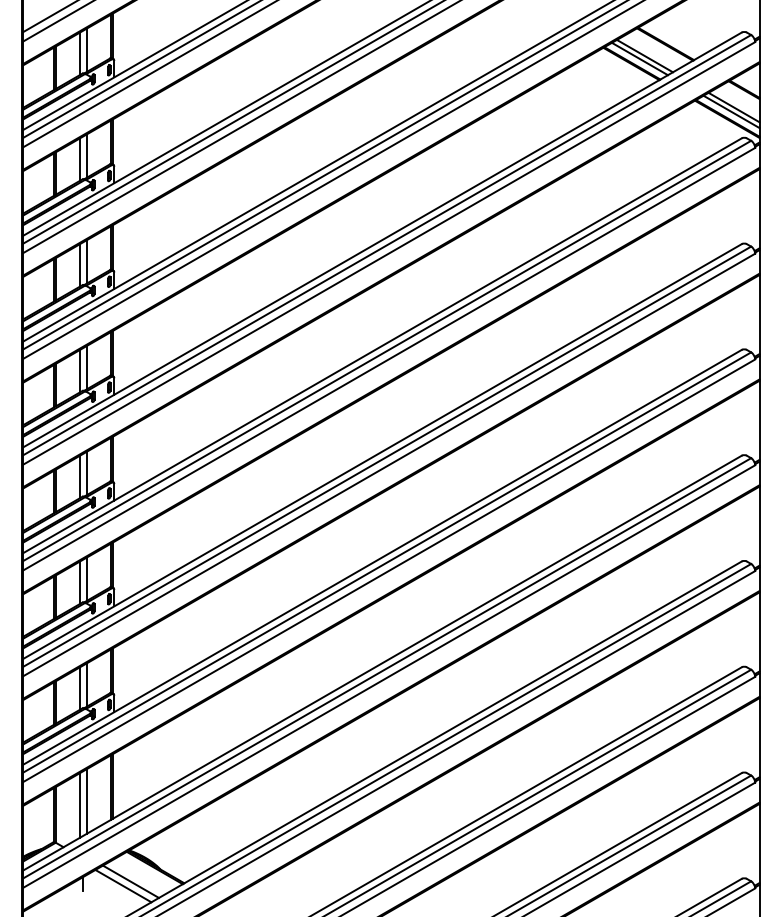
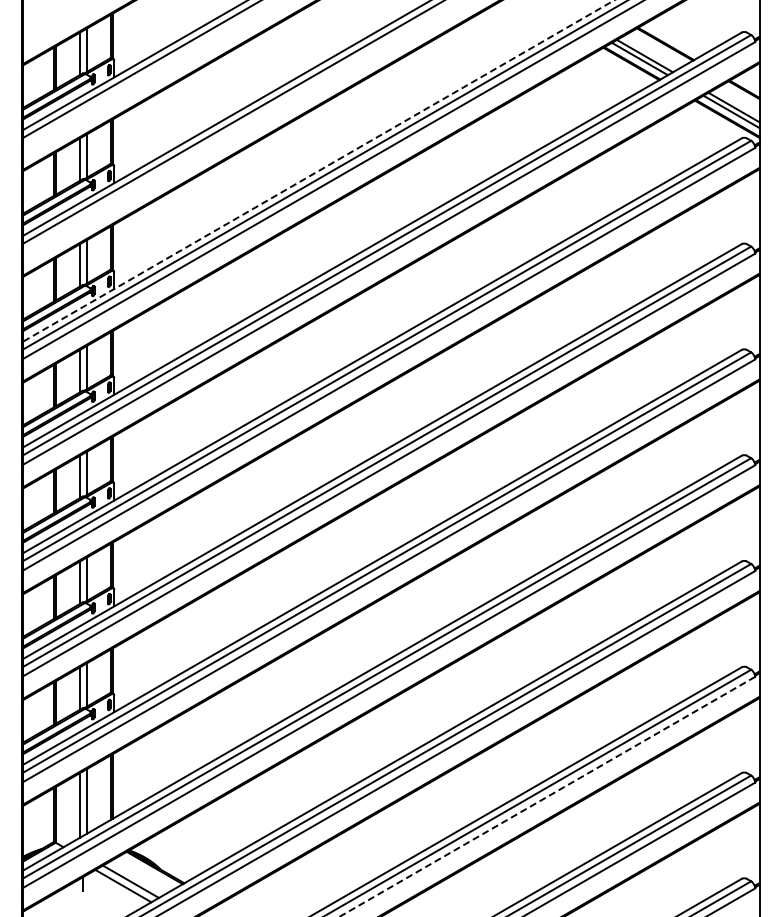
line: present -> none (48, 16)
line: present -> none (57, 21)
line: present -> none (148, 74)
line: present -> none (240, 127)
line: solid -> dashed (319, 170)
line: solid -> dashed (547, 796)
